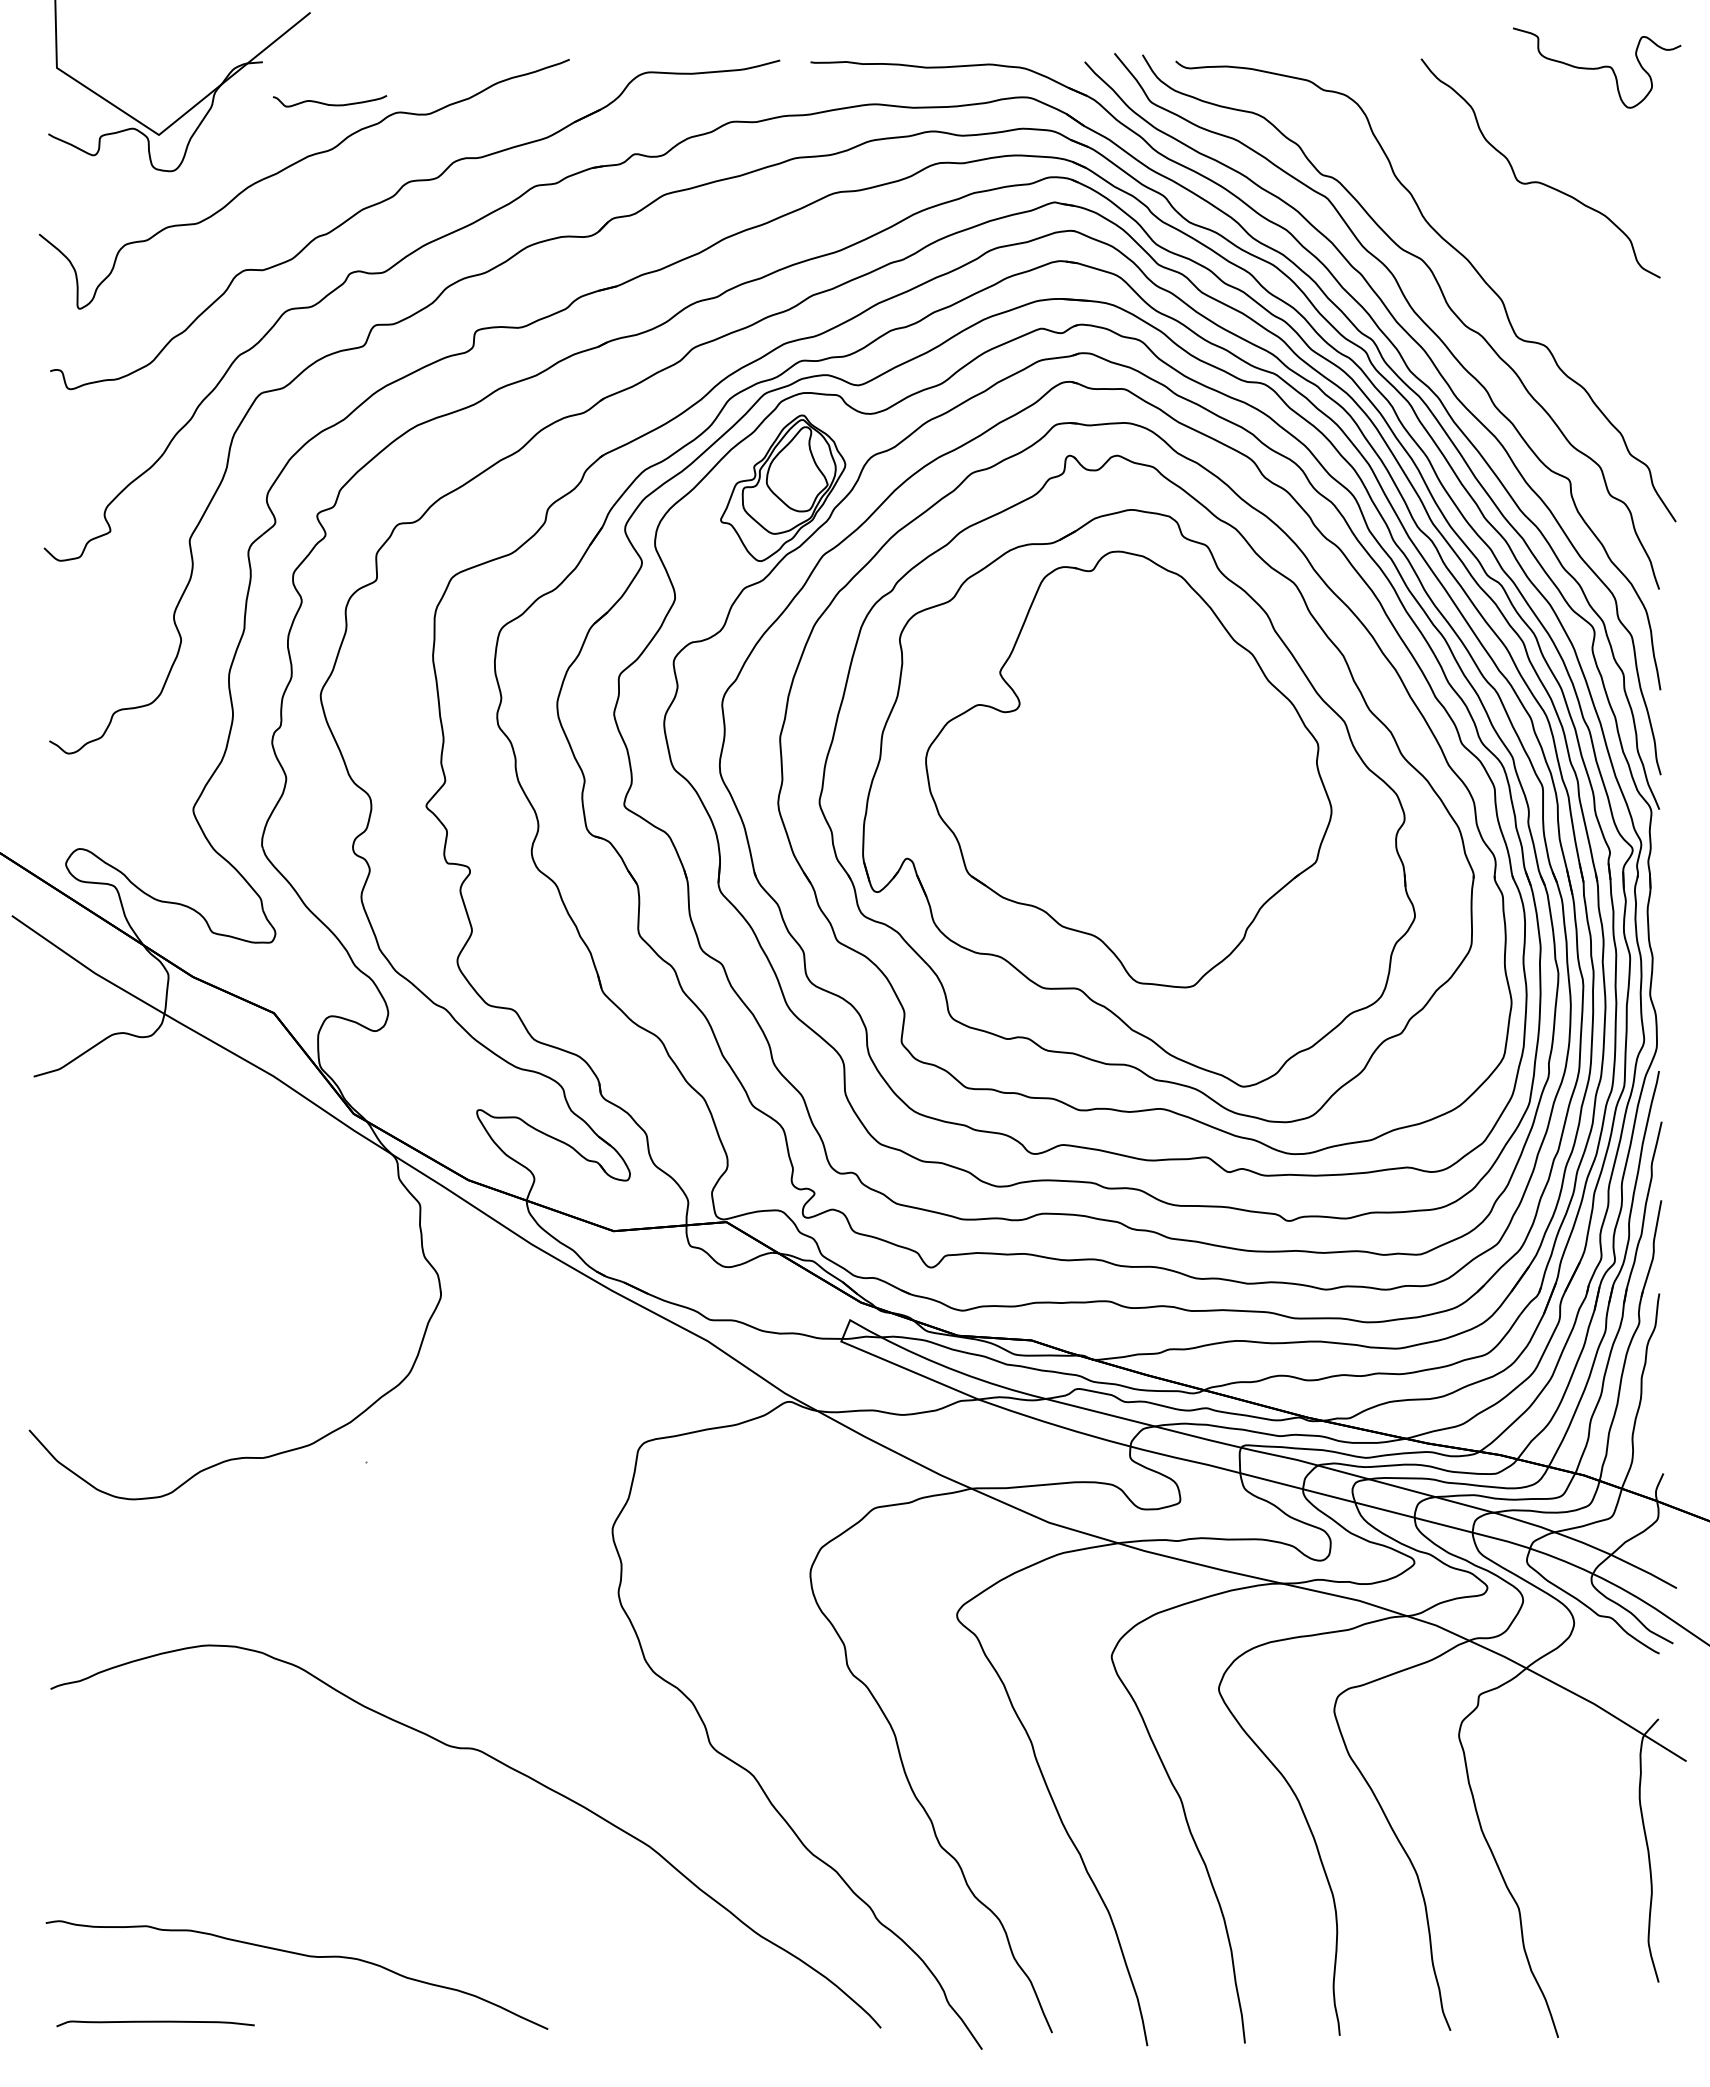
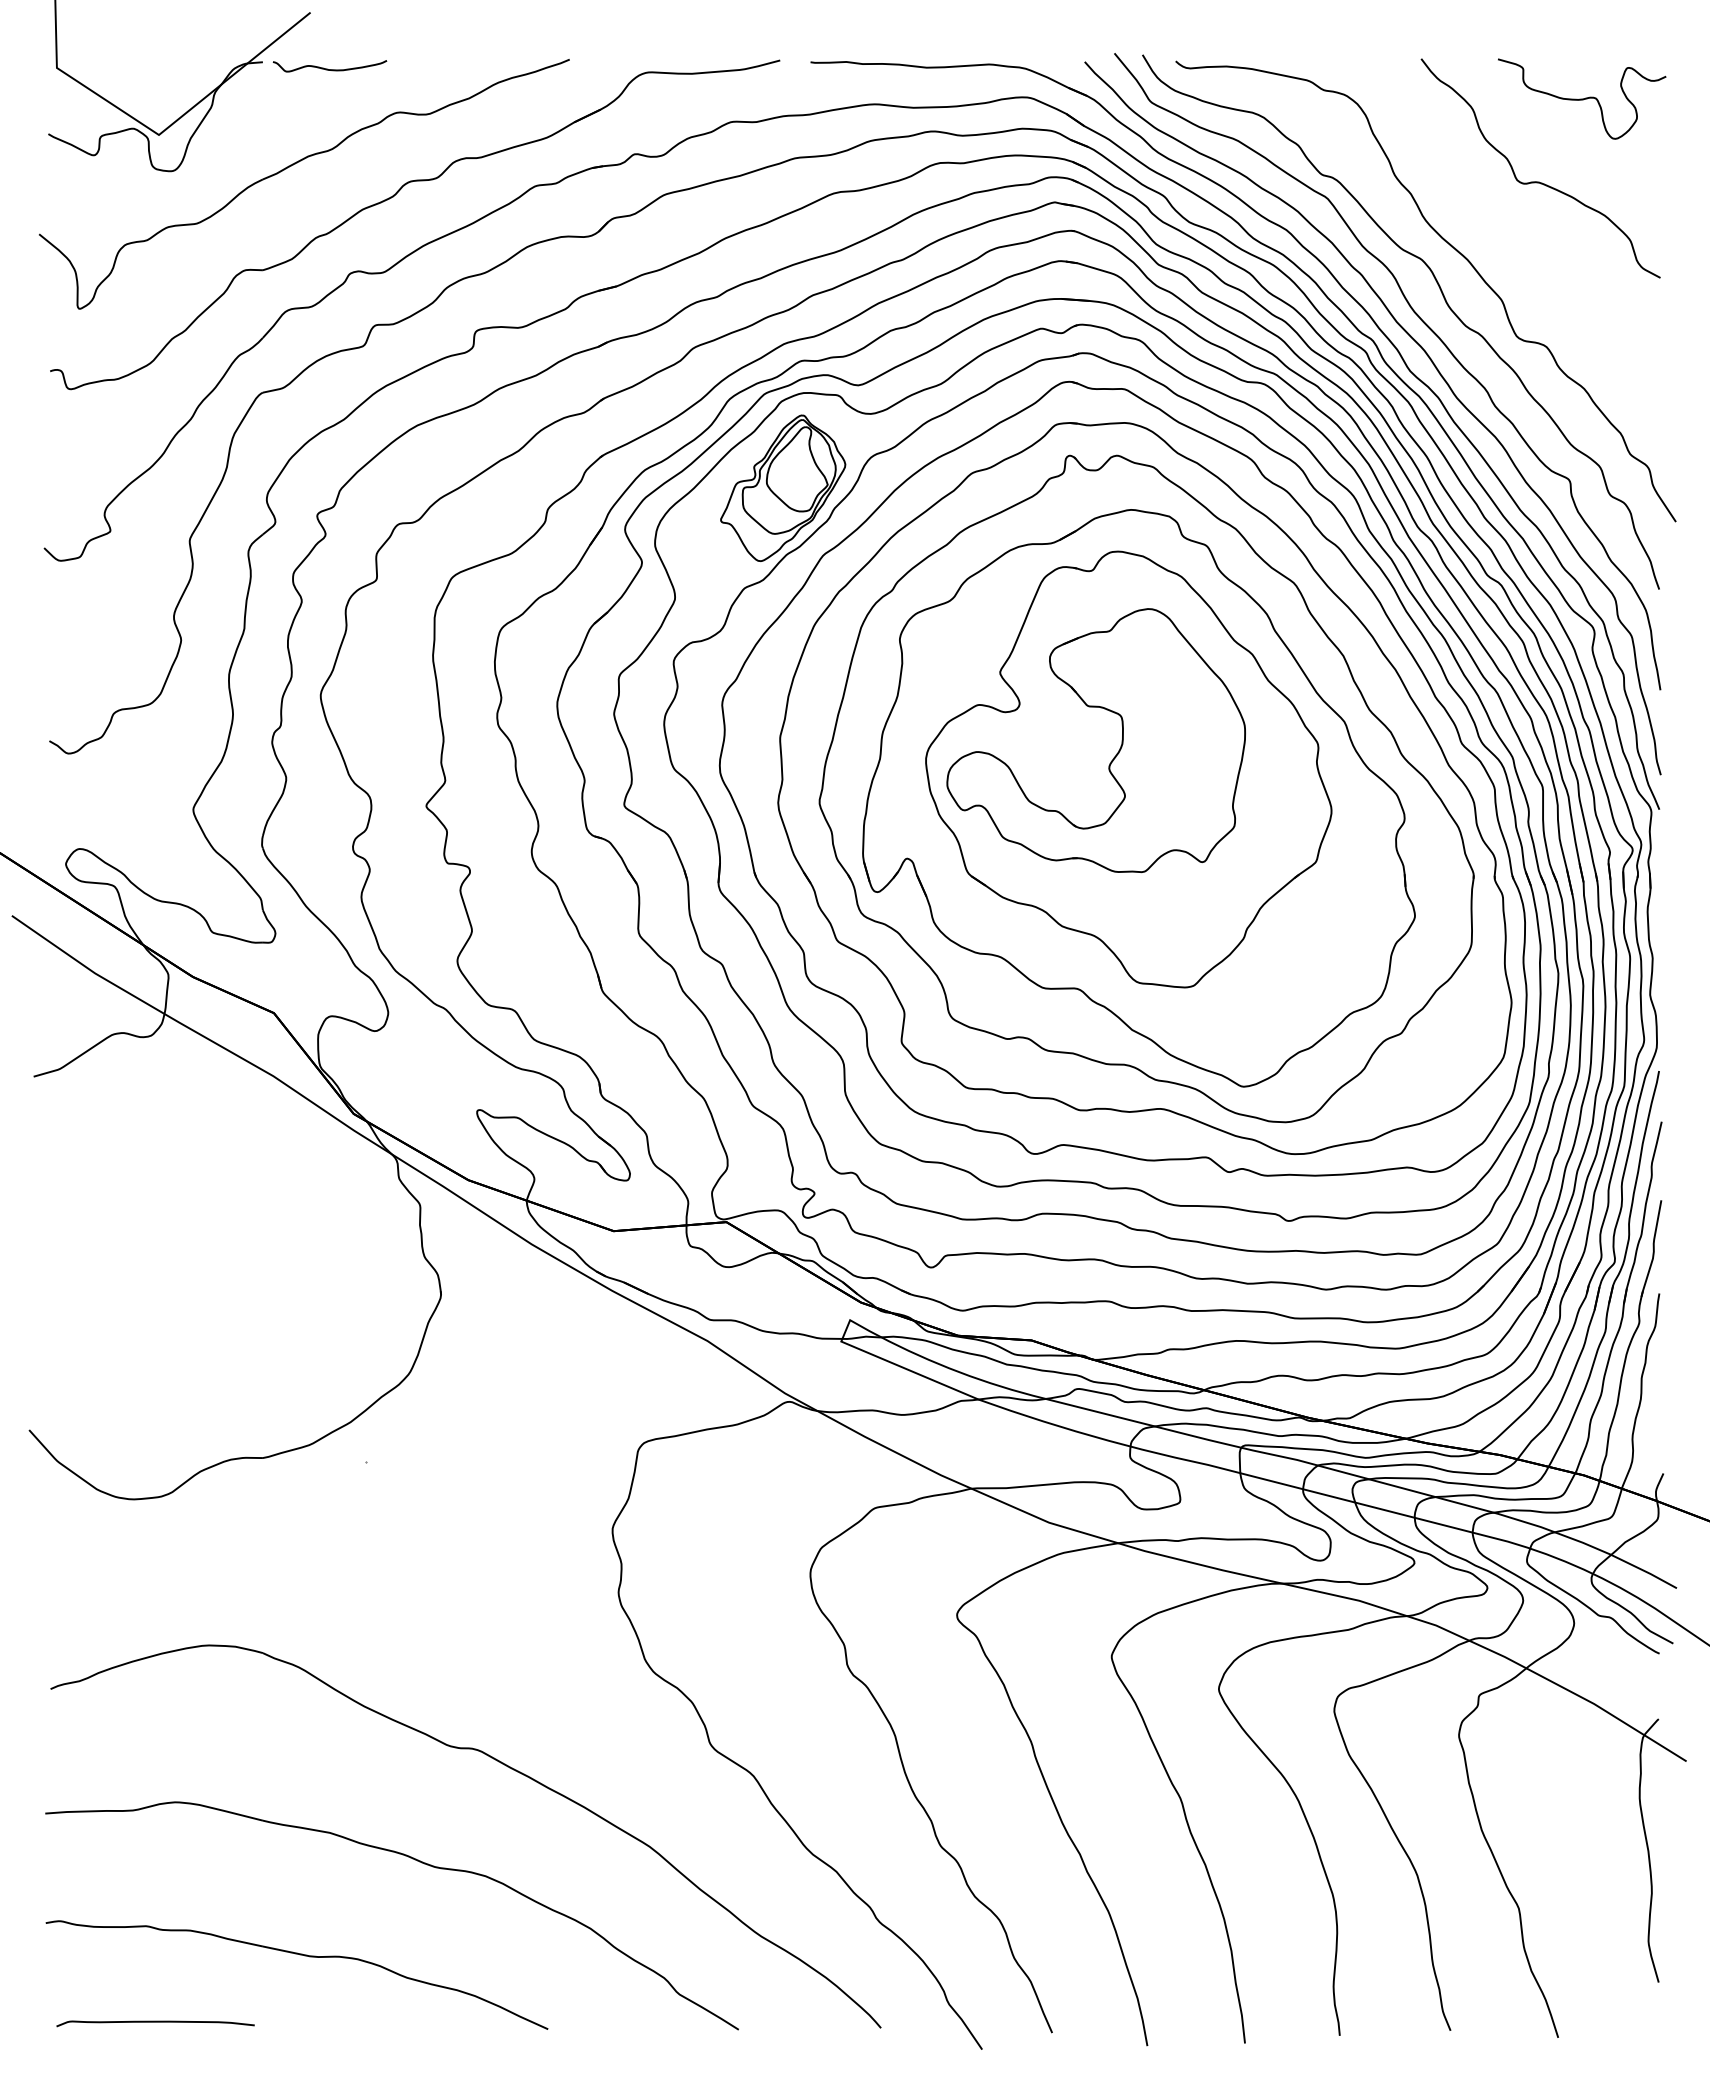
curve position: (1597, 67) -> (1582, 98) (1582, 98)
curve position: (330, 104) -> (330, 69) (330, 69)
part: none -> present (1116, 753)
part: none -> present (412, 1859)
